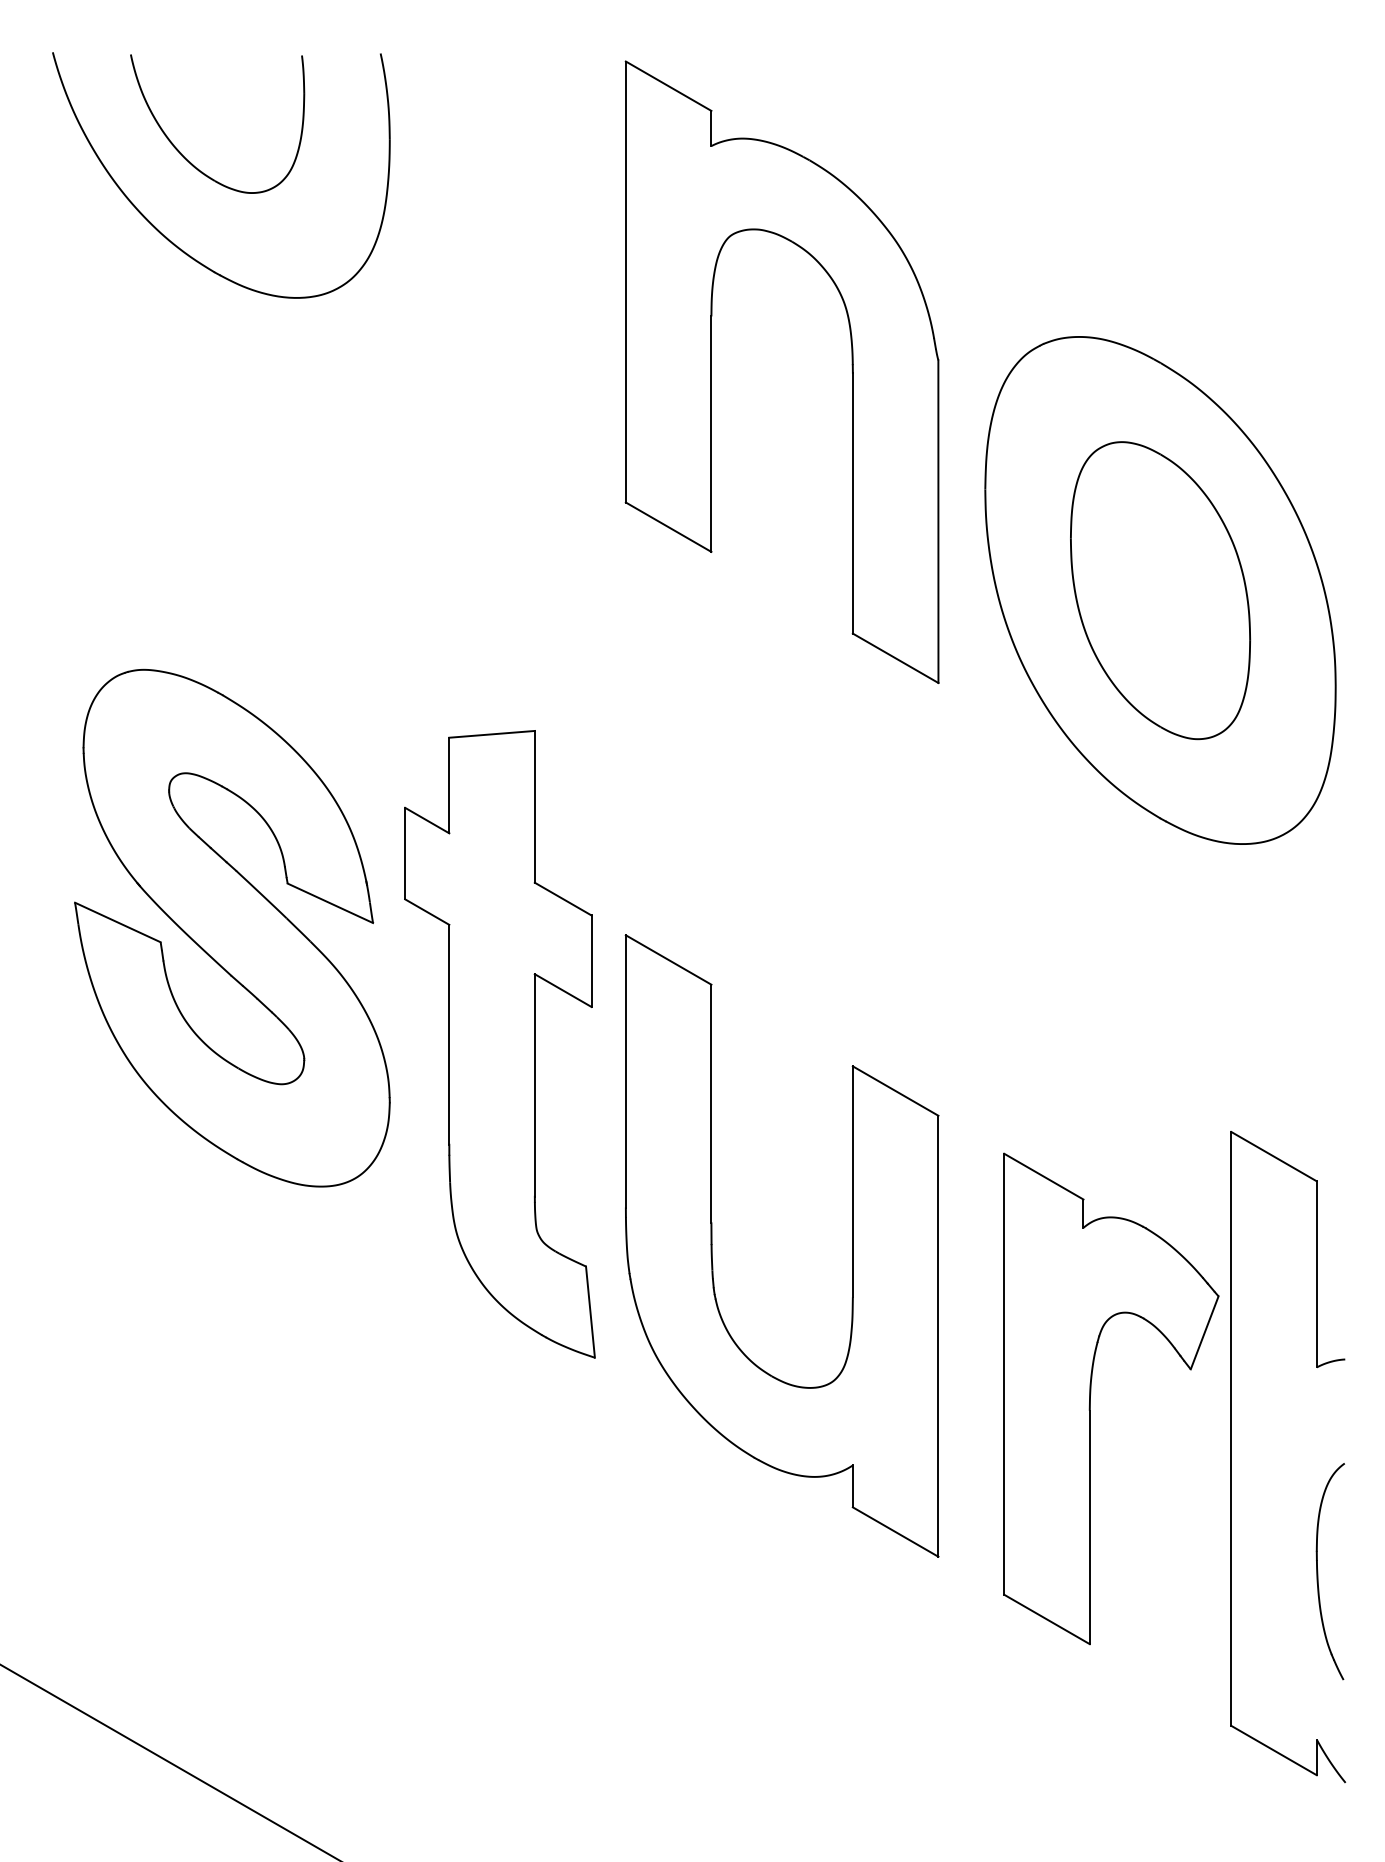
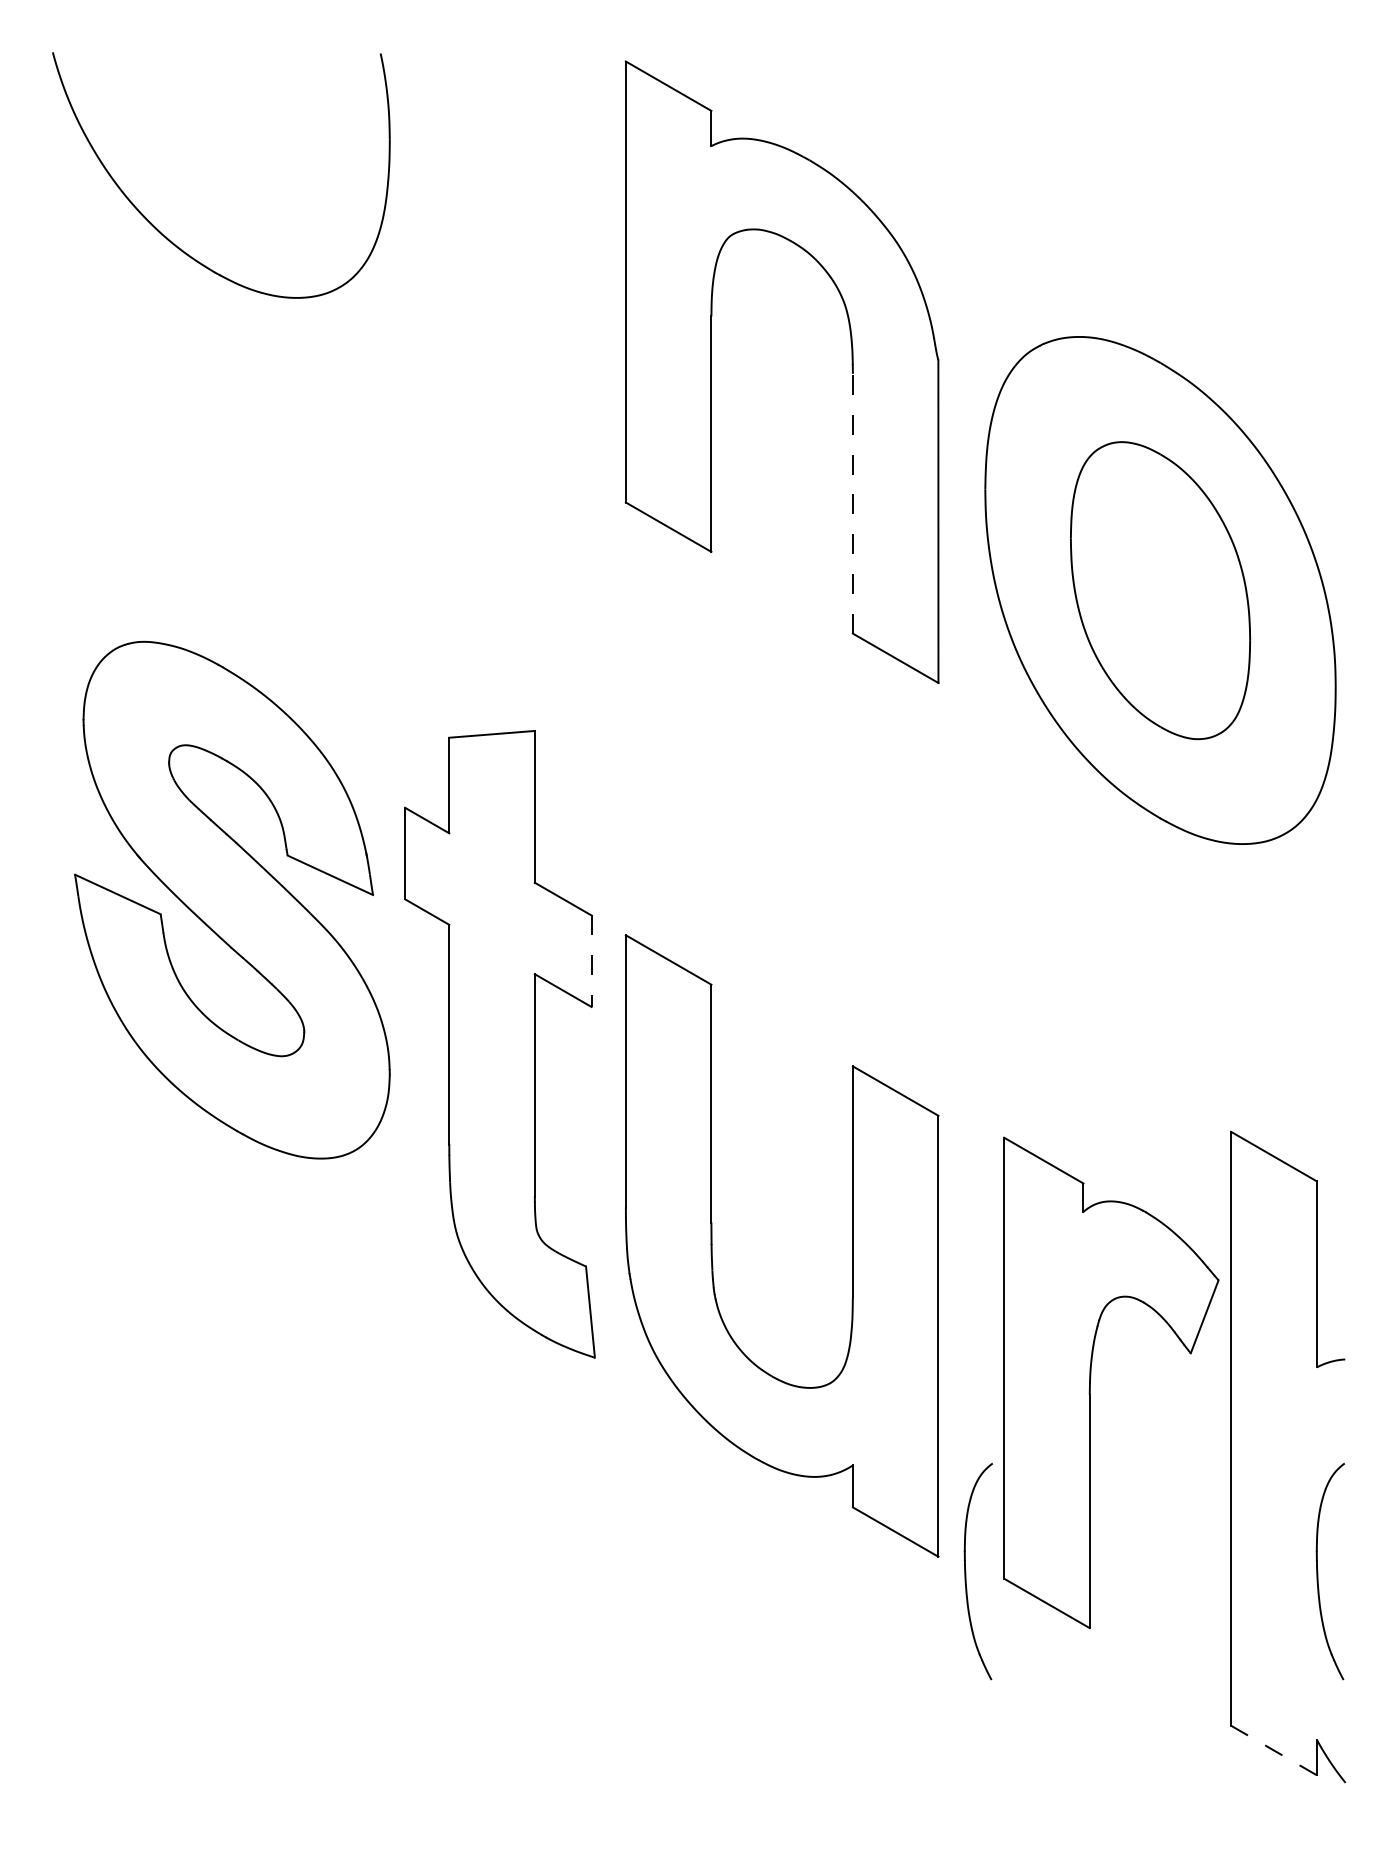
part: present -> none (179, 150)
line: solid -> dashed (852, 502)
part position: (232, 927) -> (232, 899) (232, 899)
line: solid -> dashed (591, 961)
part position: (1091, 1393) -> (1091, 1377) (1091, 1377)
part: none -> present (966, 1571)
line: solid -> dashed (1273, 1750)
line: present -> none (169, 1761)
